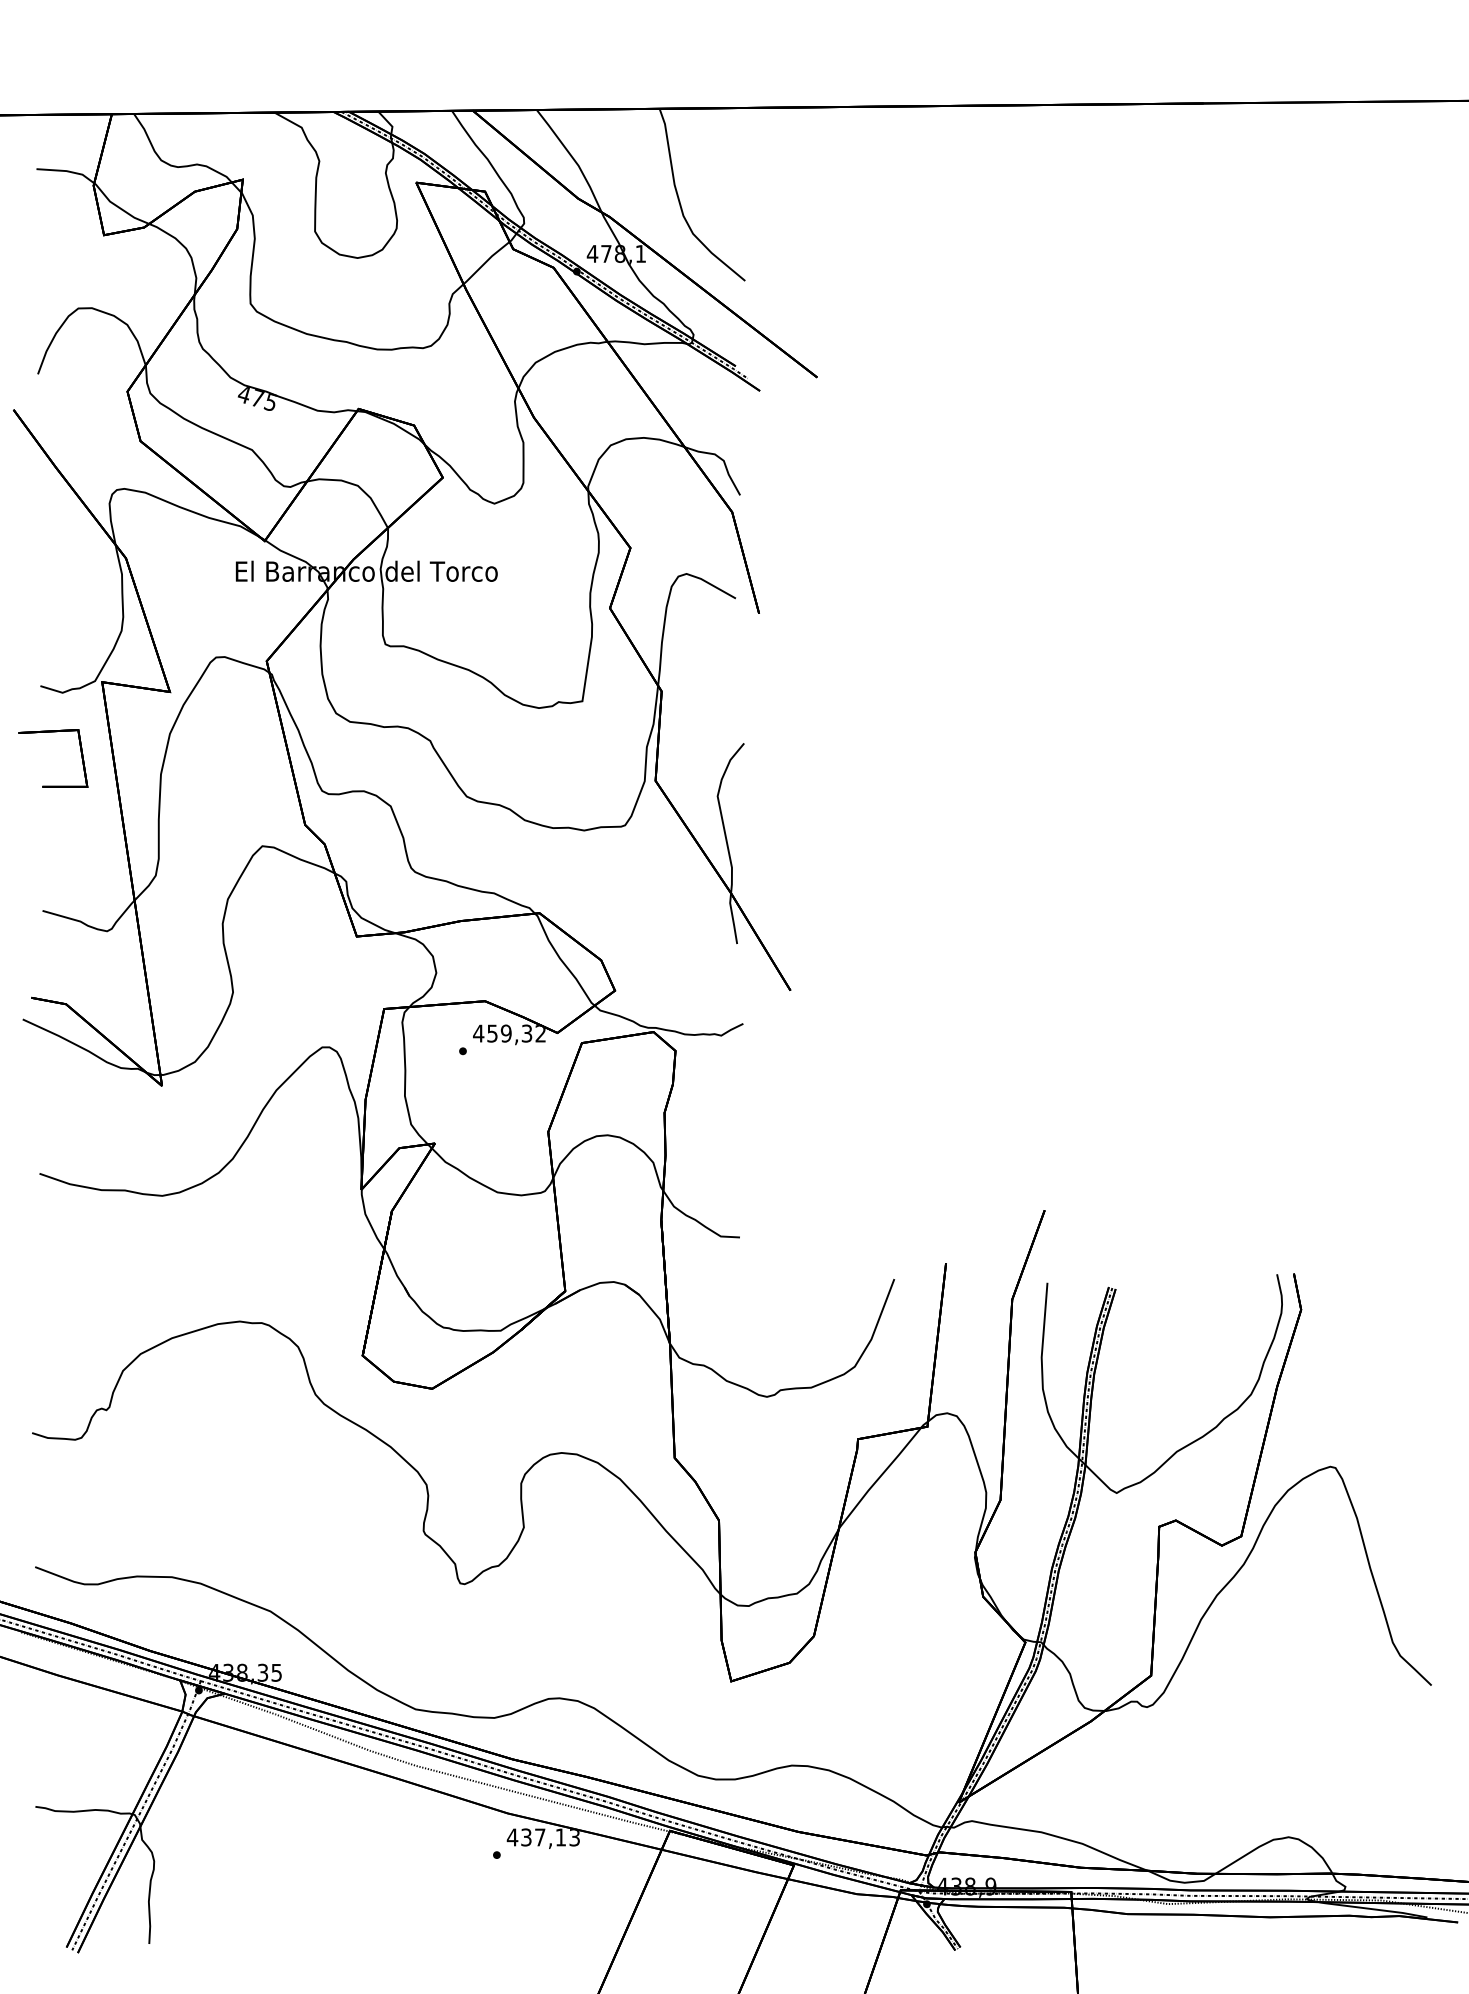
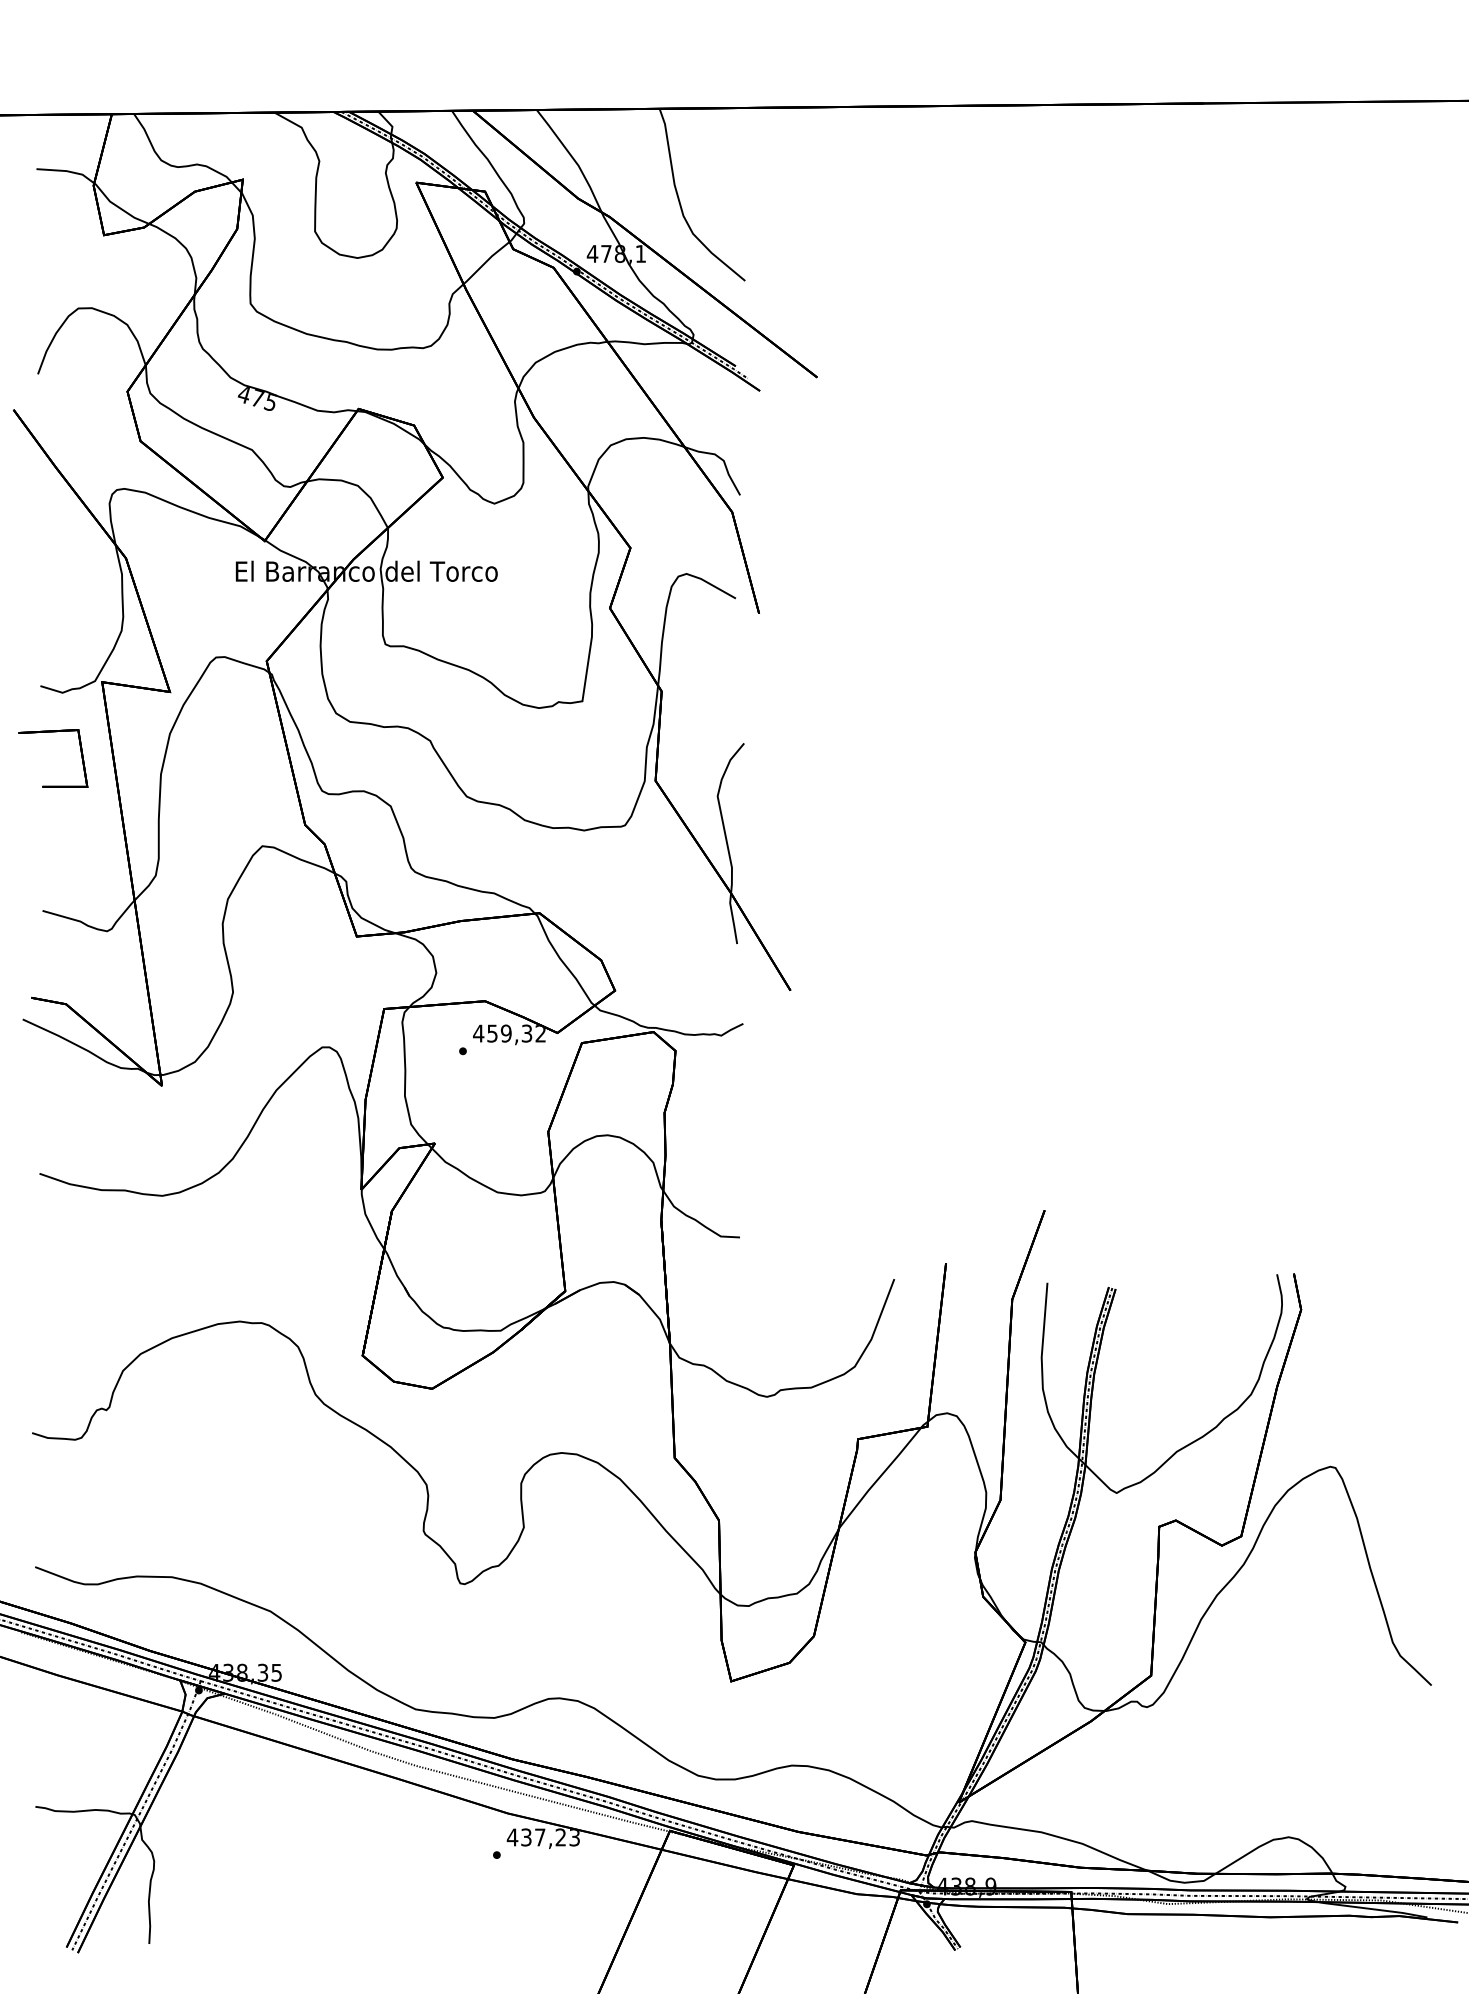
text: 437,13 -> 437,23 (560, 1837)
